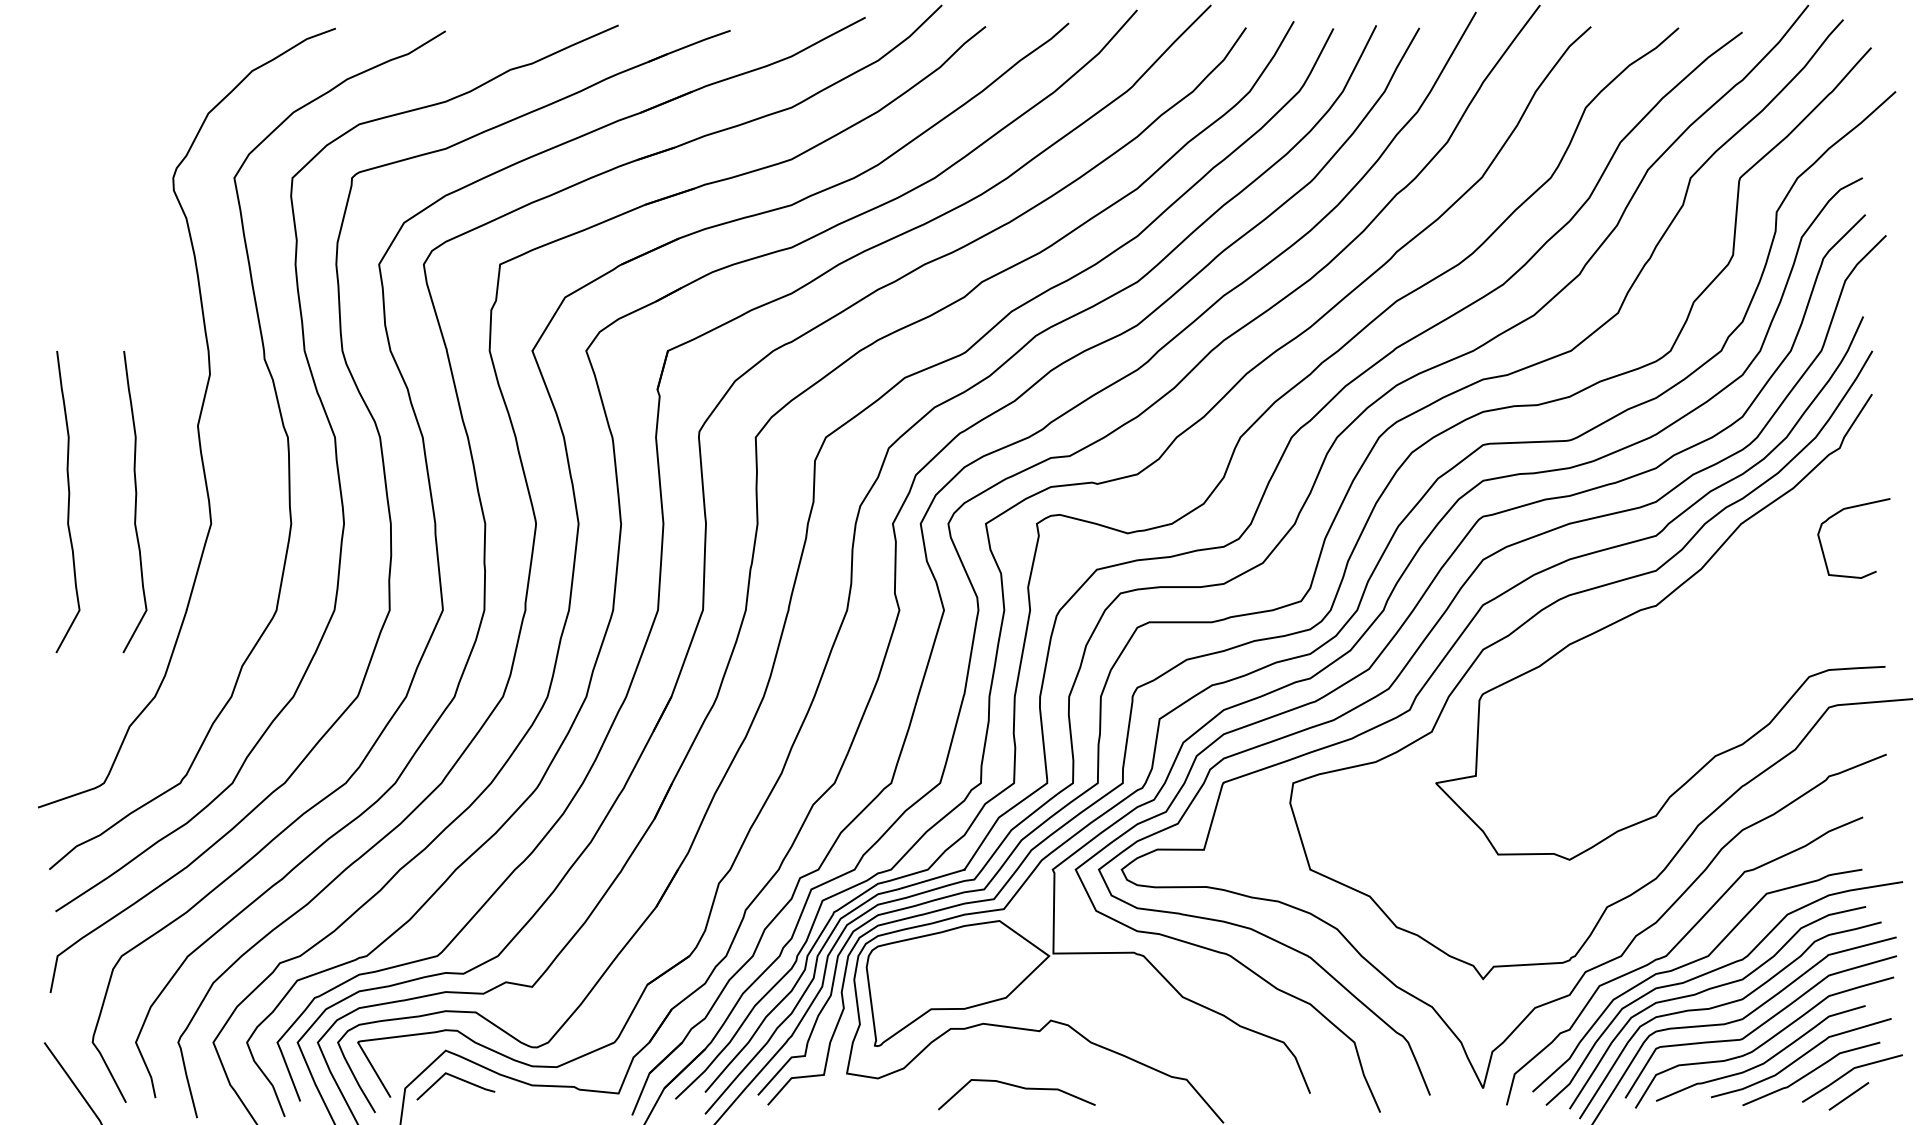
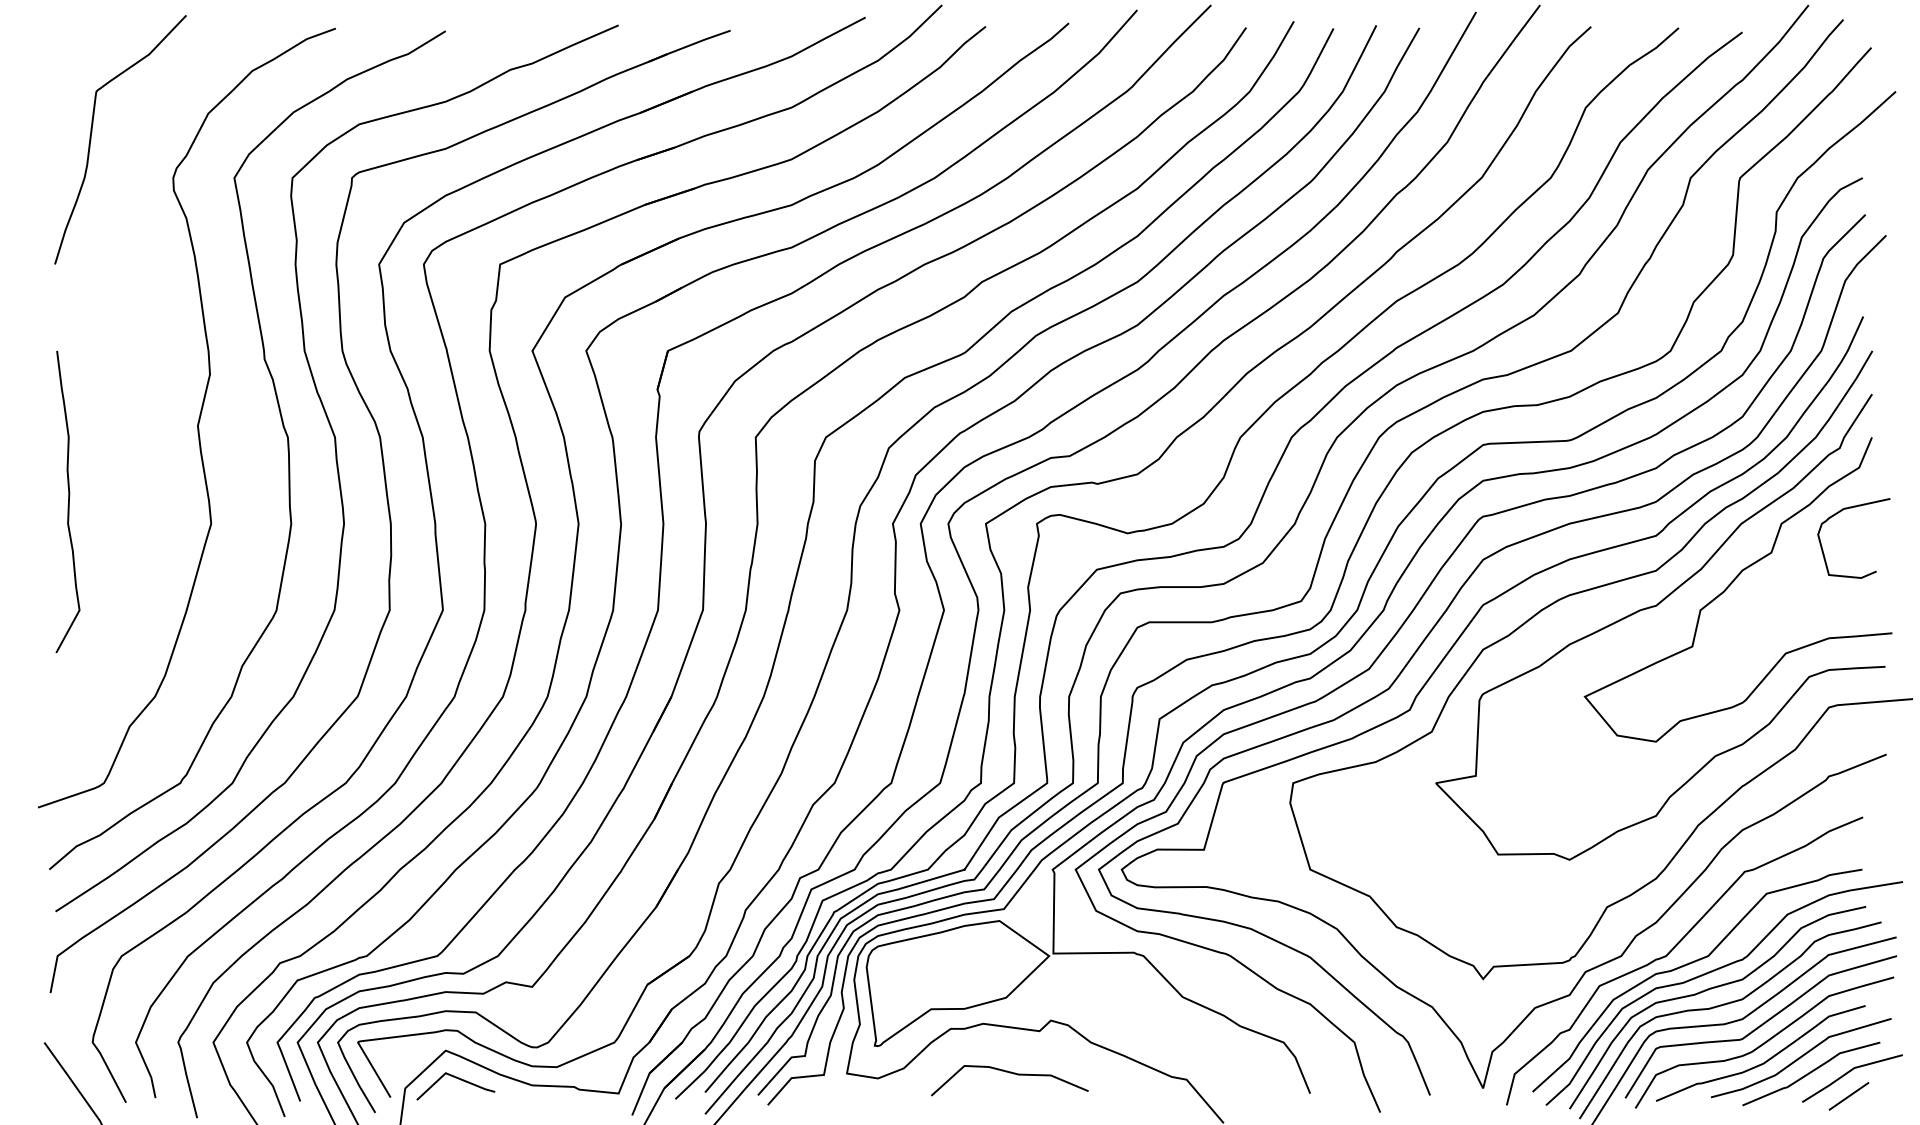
curve: none -> present (92, 132)
curve: present -> none (135, 501)
curve: none -> present (1732, 583)
curve position: (1016, 1087) -> (1009, 1073) (1009, 1073)
